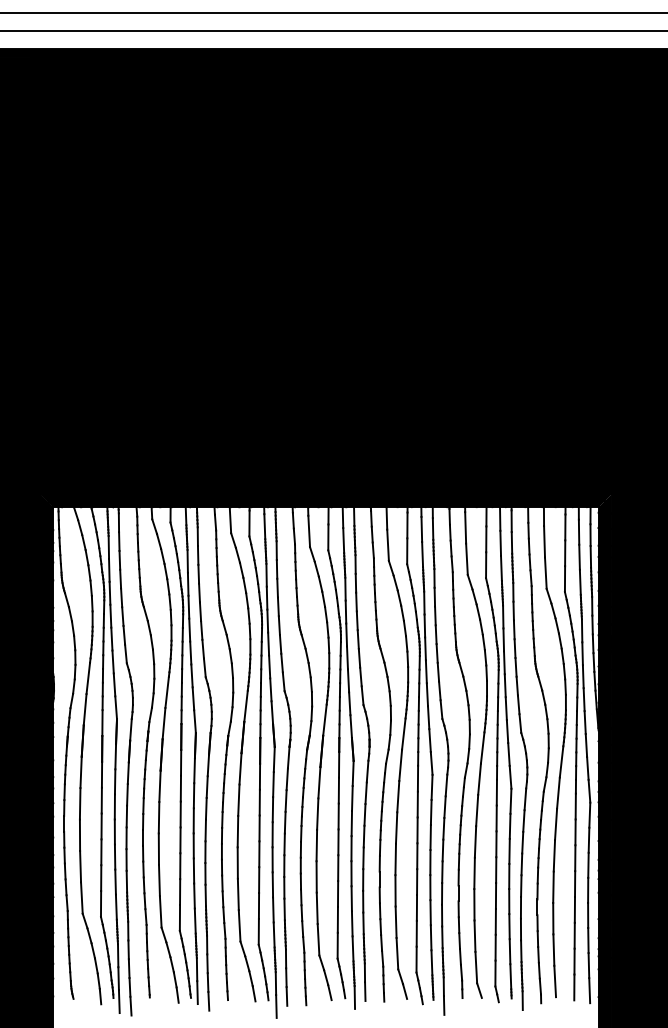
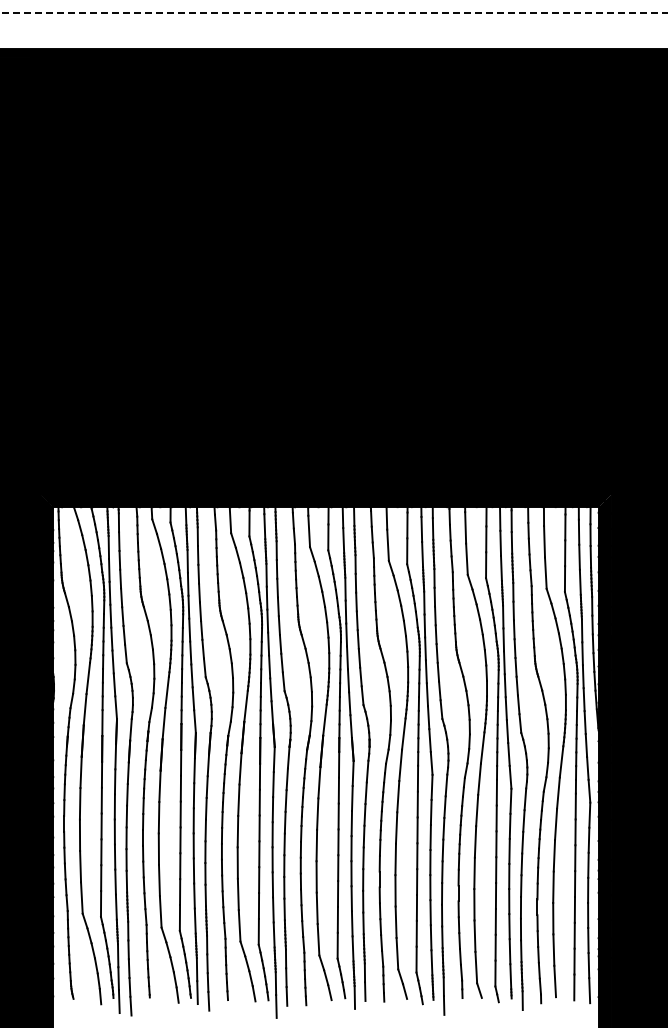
line: solid -> dashed (333, 13)
line: present -> none (333, 30)
